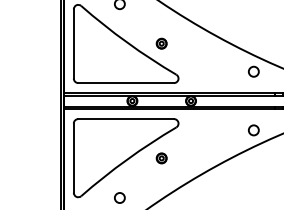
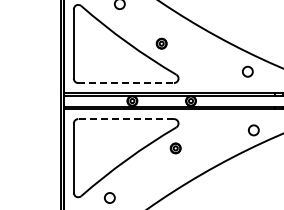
circle position: (253, 71) -> (247, 71) (247, 71)
line: solid -> dashed (126, 83)
line: solid -> dashed (126, 119)
part position: (161, 158) -> (175, 148) (175, 148)
circle position: (119, 197) -> (109, 197) (109, 197)
